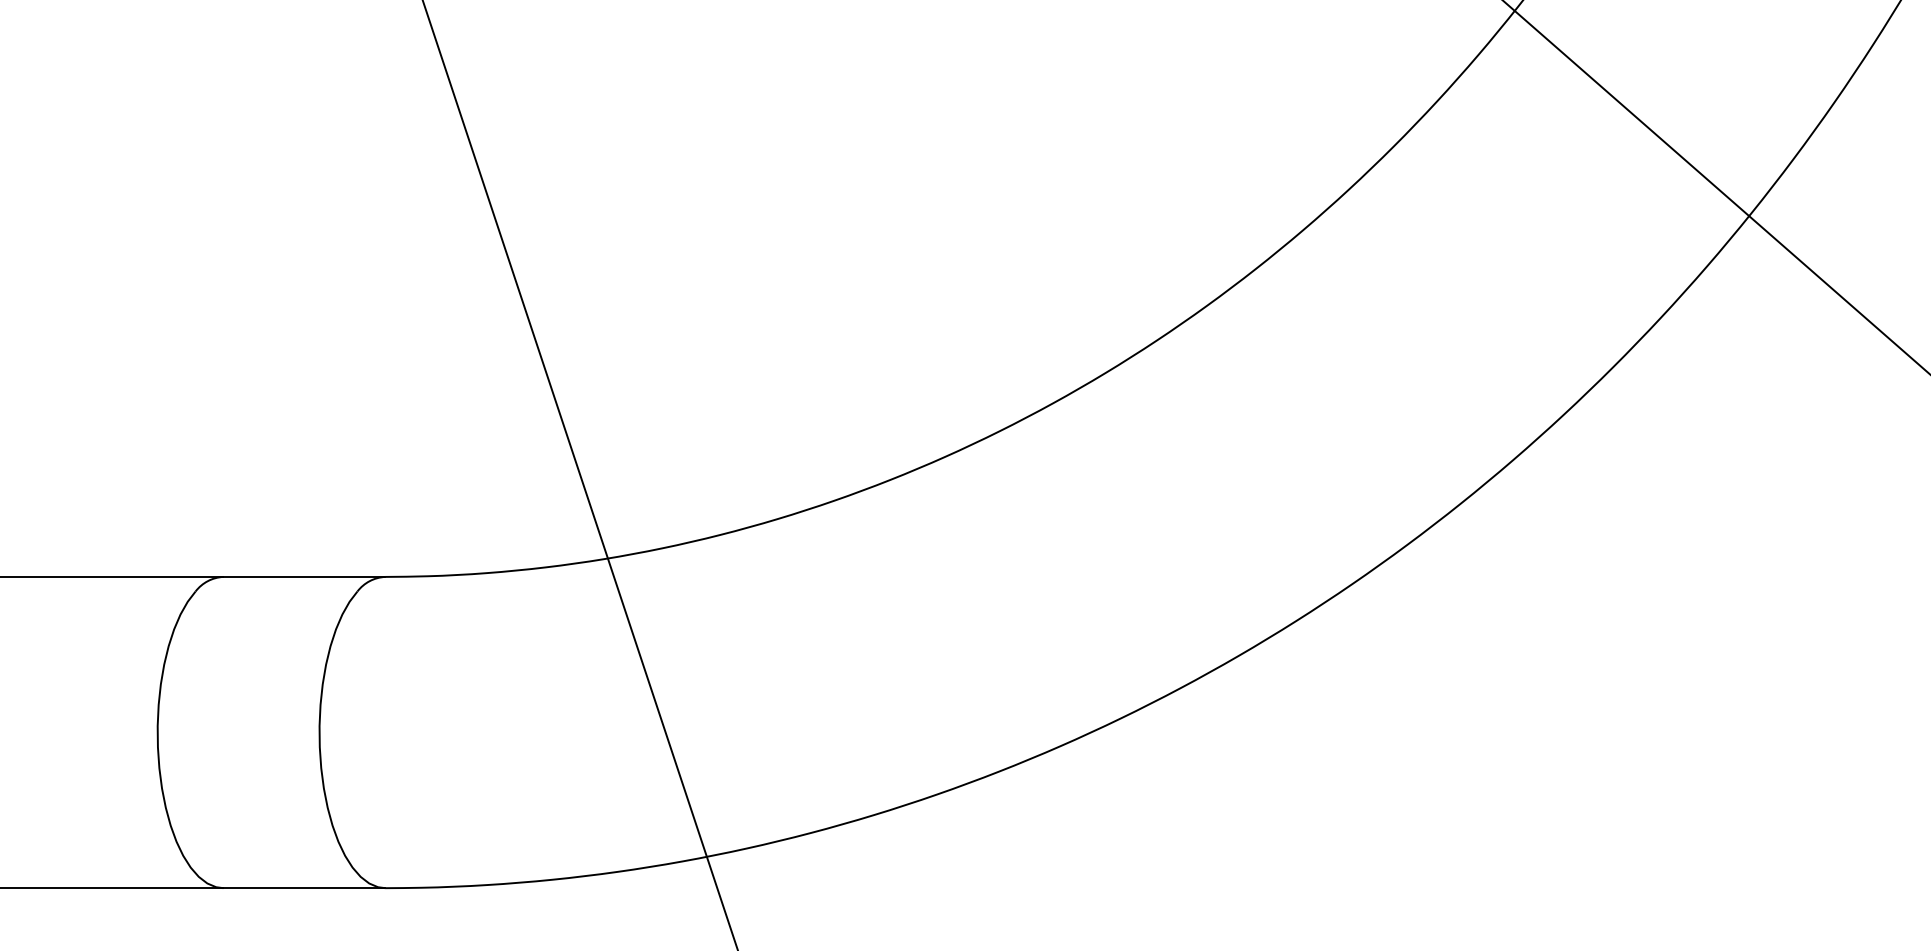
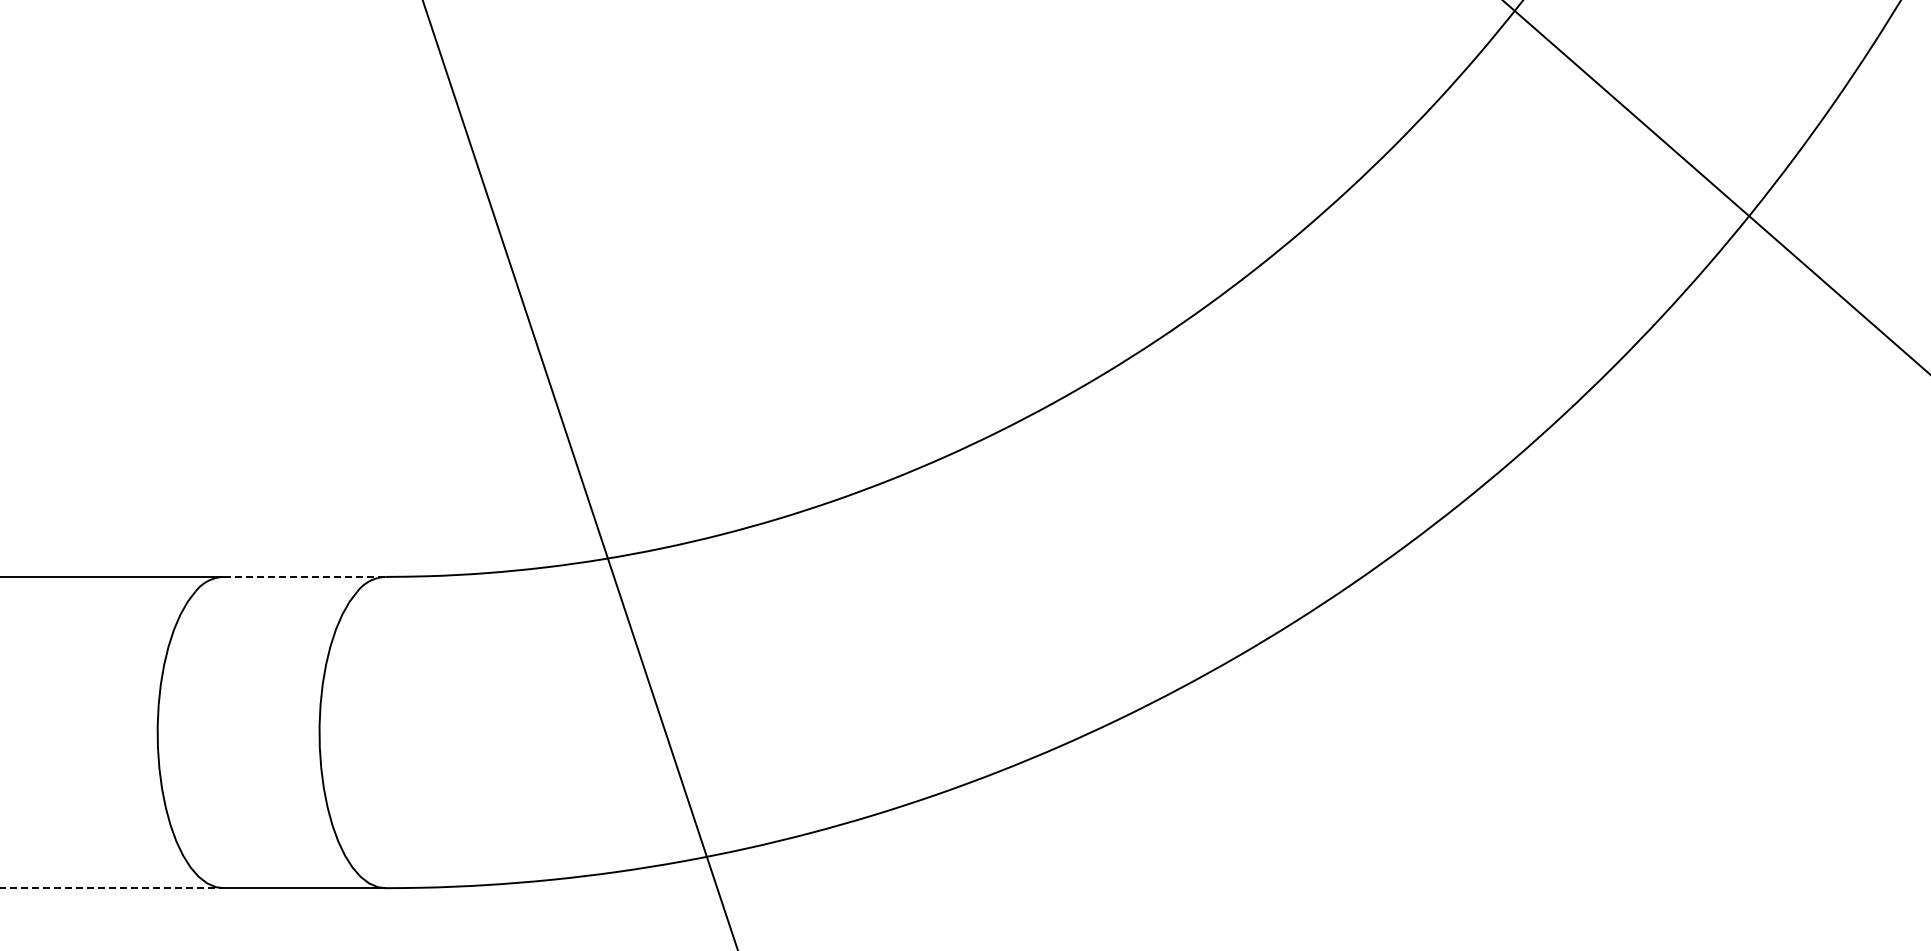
line: solid -> dashed (304, 576)
line: solid -> dashed (112, 888)
